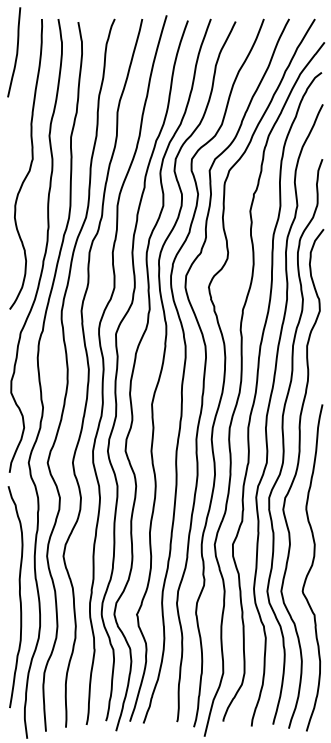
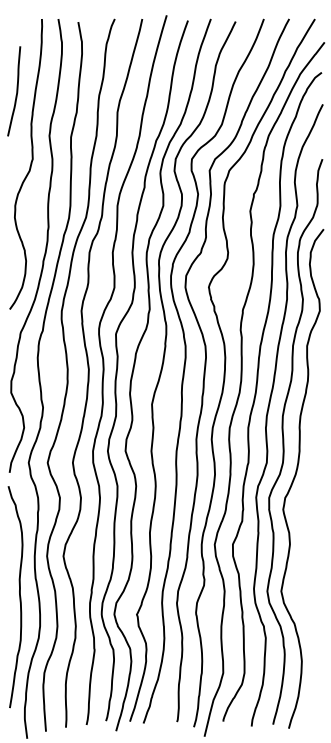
curve position: (16, 52) -> (16, 91) (16, 91)
curve: present -> none (312, 567)
